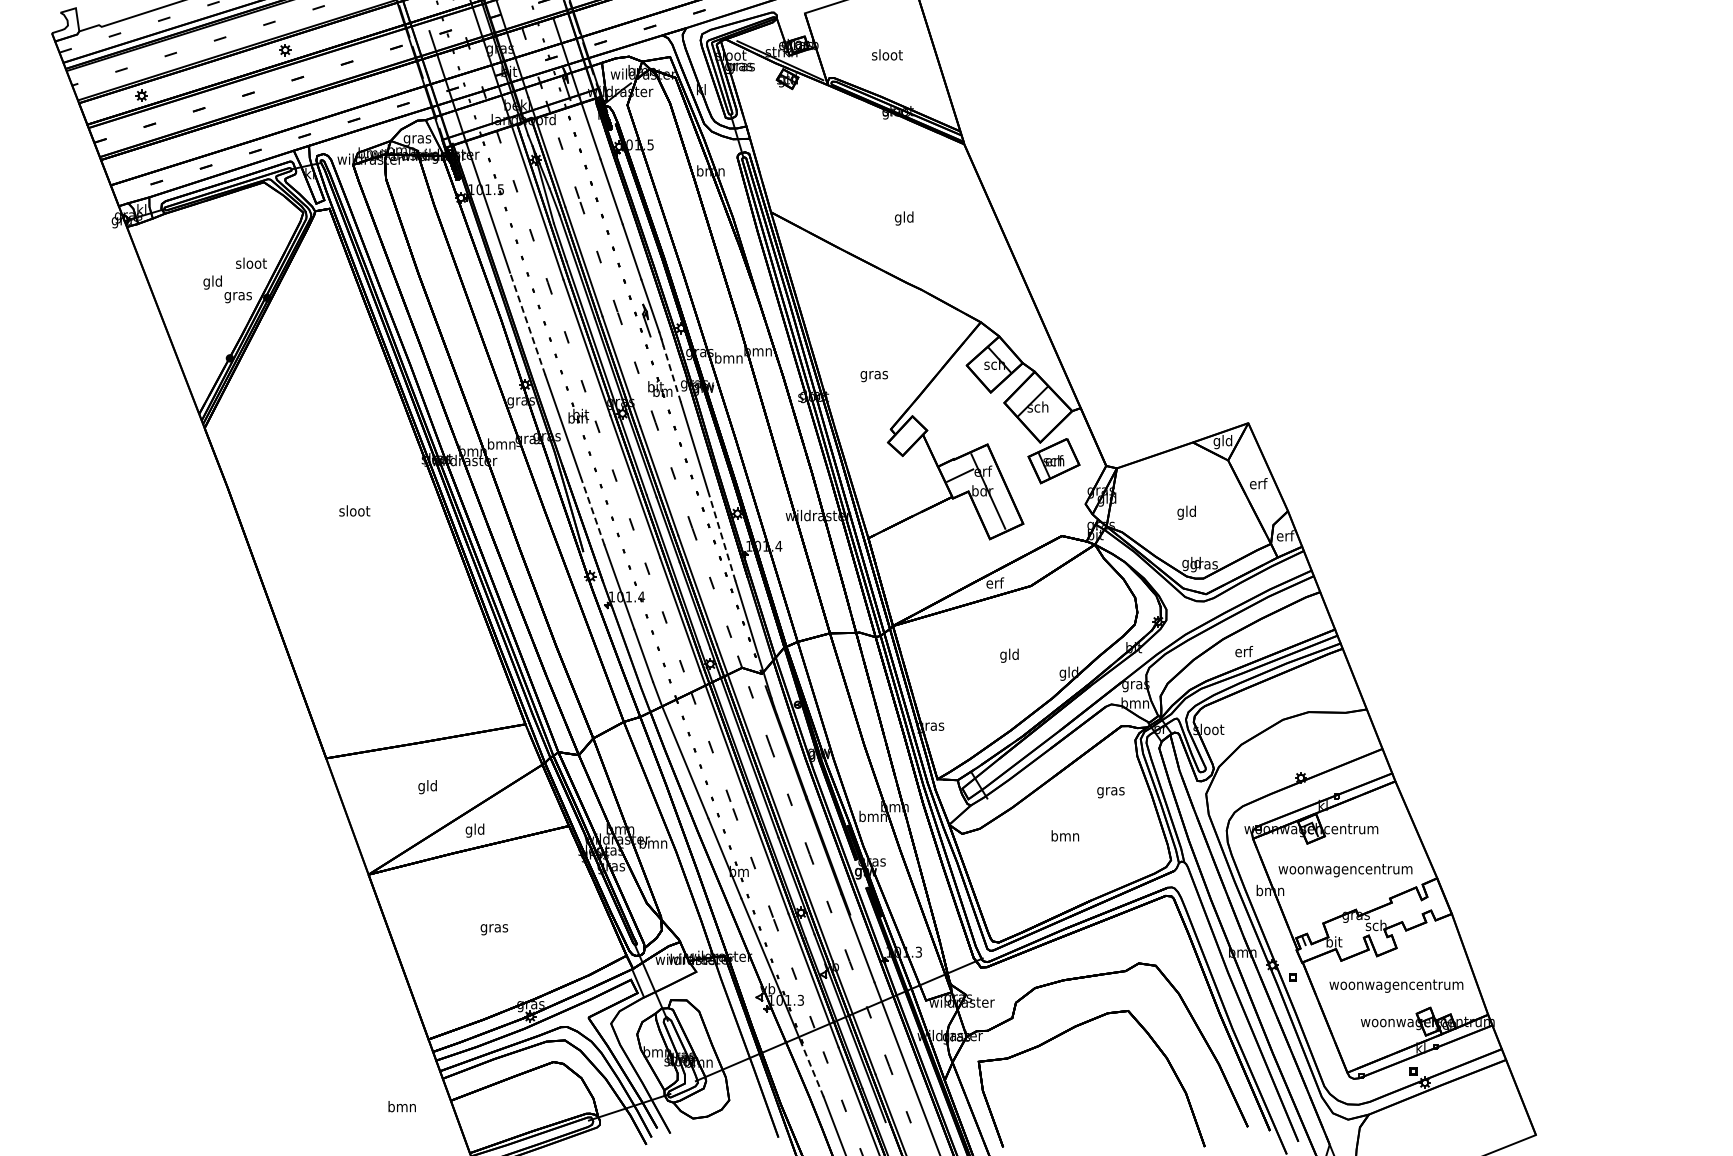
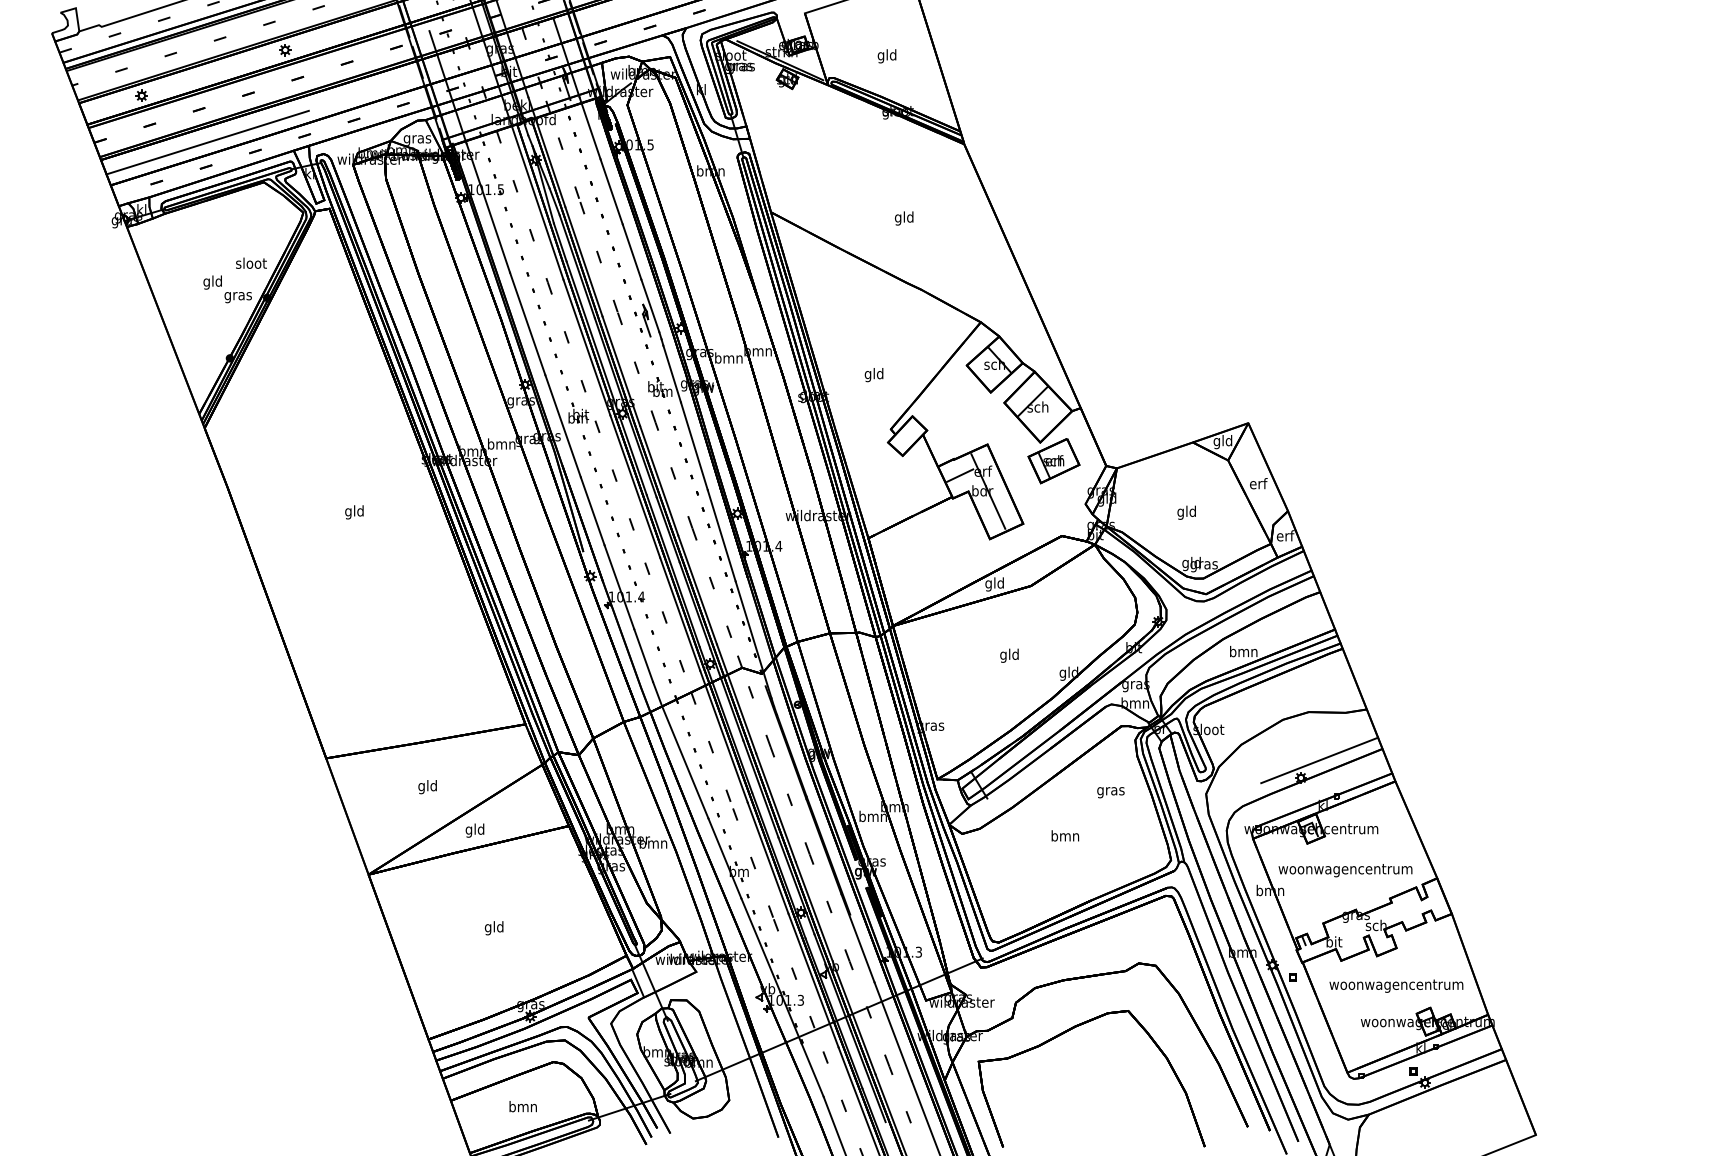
text: sloot -> gld (887, 56)
line: none -> present (207, 142)
line: dashed -> solid (527, 323)
line: dashed -> solid (672, 374)
text: gras -> gld (873, 375)
line: dashed -> solid (592, 511)
text: sloot -> gld (354, 512)
line: dashed -> solid (721, 535)
text: erf -> gld (994, 584)
text: erf -> bmn (1243, 651)
line: none -> present (1319, 760)
text: gras -> gld (494, 928)
line: dashed -> solid (812, 1070)
text position: (401, 1106) -> (522, 1106) (522, 1106)
